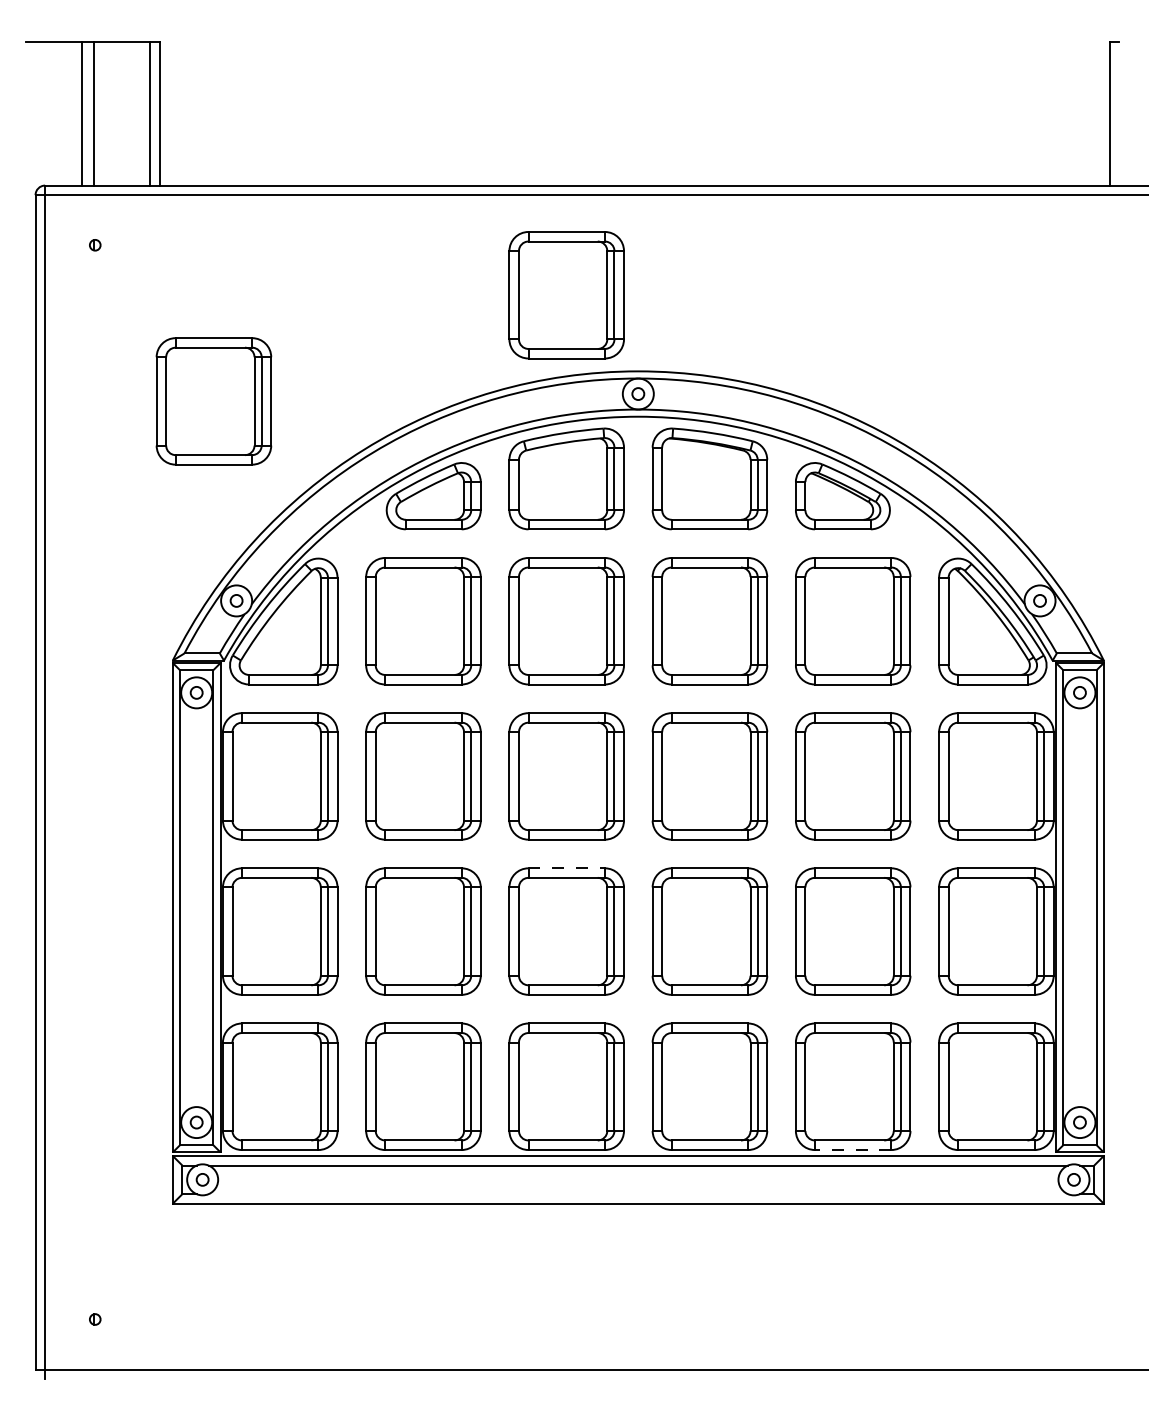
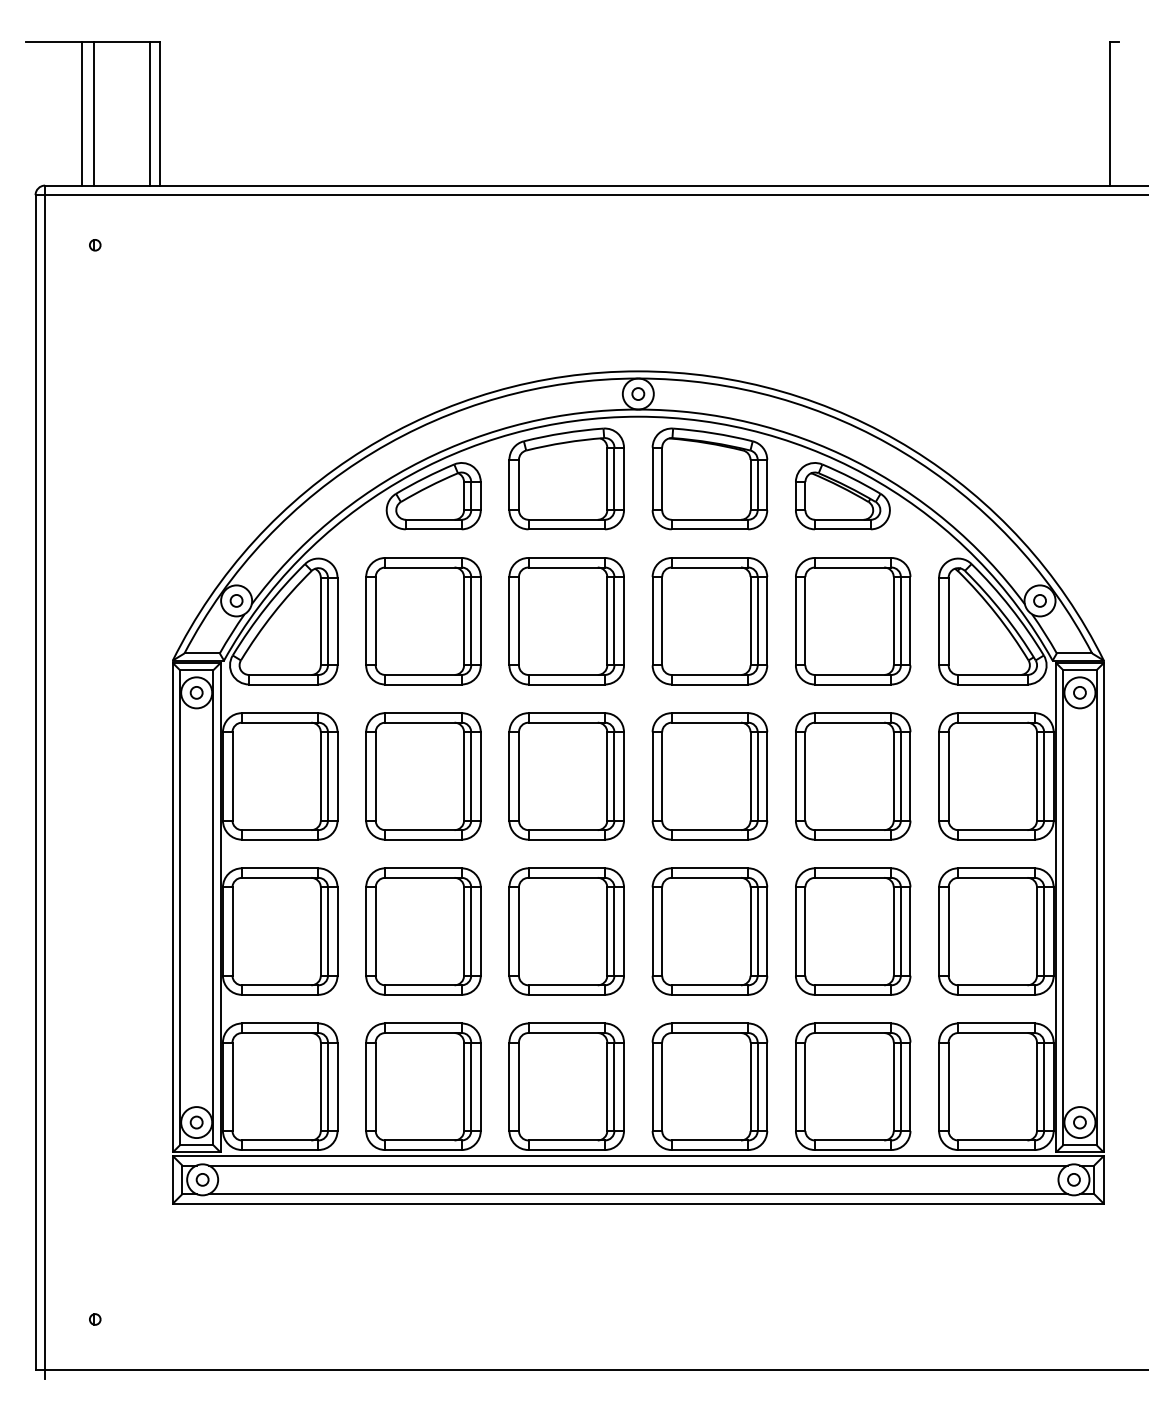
part: present -> none (566, 295)
part: present -> none (213, 401)
line: dashed -> solid (567, 868)
line: dashed -> solid (852, 1150)
line: none -> present (638, 1194)
